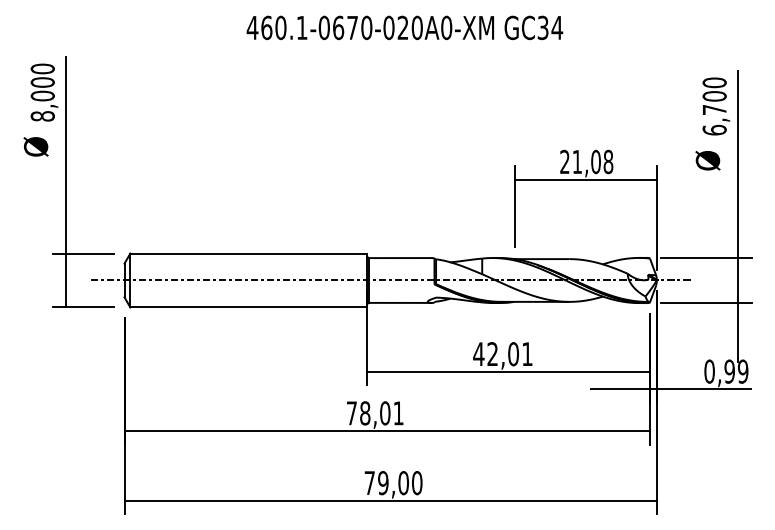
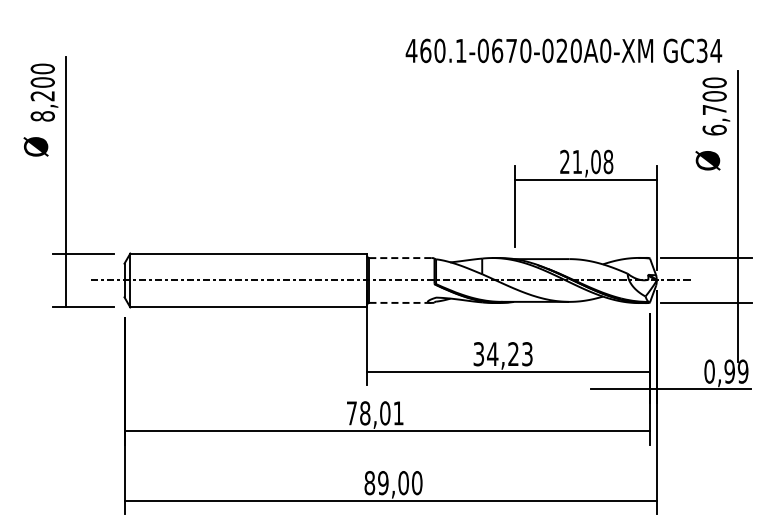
text position: (404, 27) -> (563, 50) (563, 50)
text: 8,000 -> 8,200 (42, 95)
line: solid -> dashed (400, 258)
line: solid -> dashed (400, 302)
text: 42,01 -> 34,23 (502, 354)
text: 79,00 -> 89,00 (369, 483)
